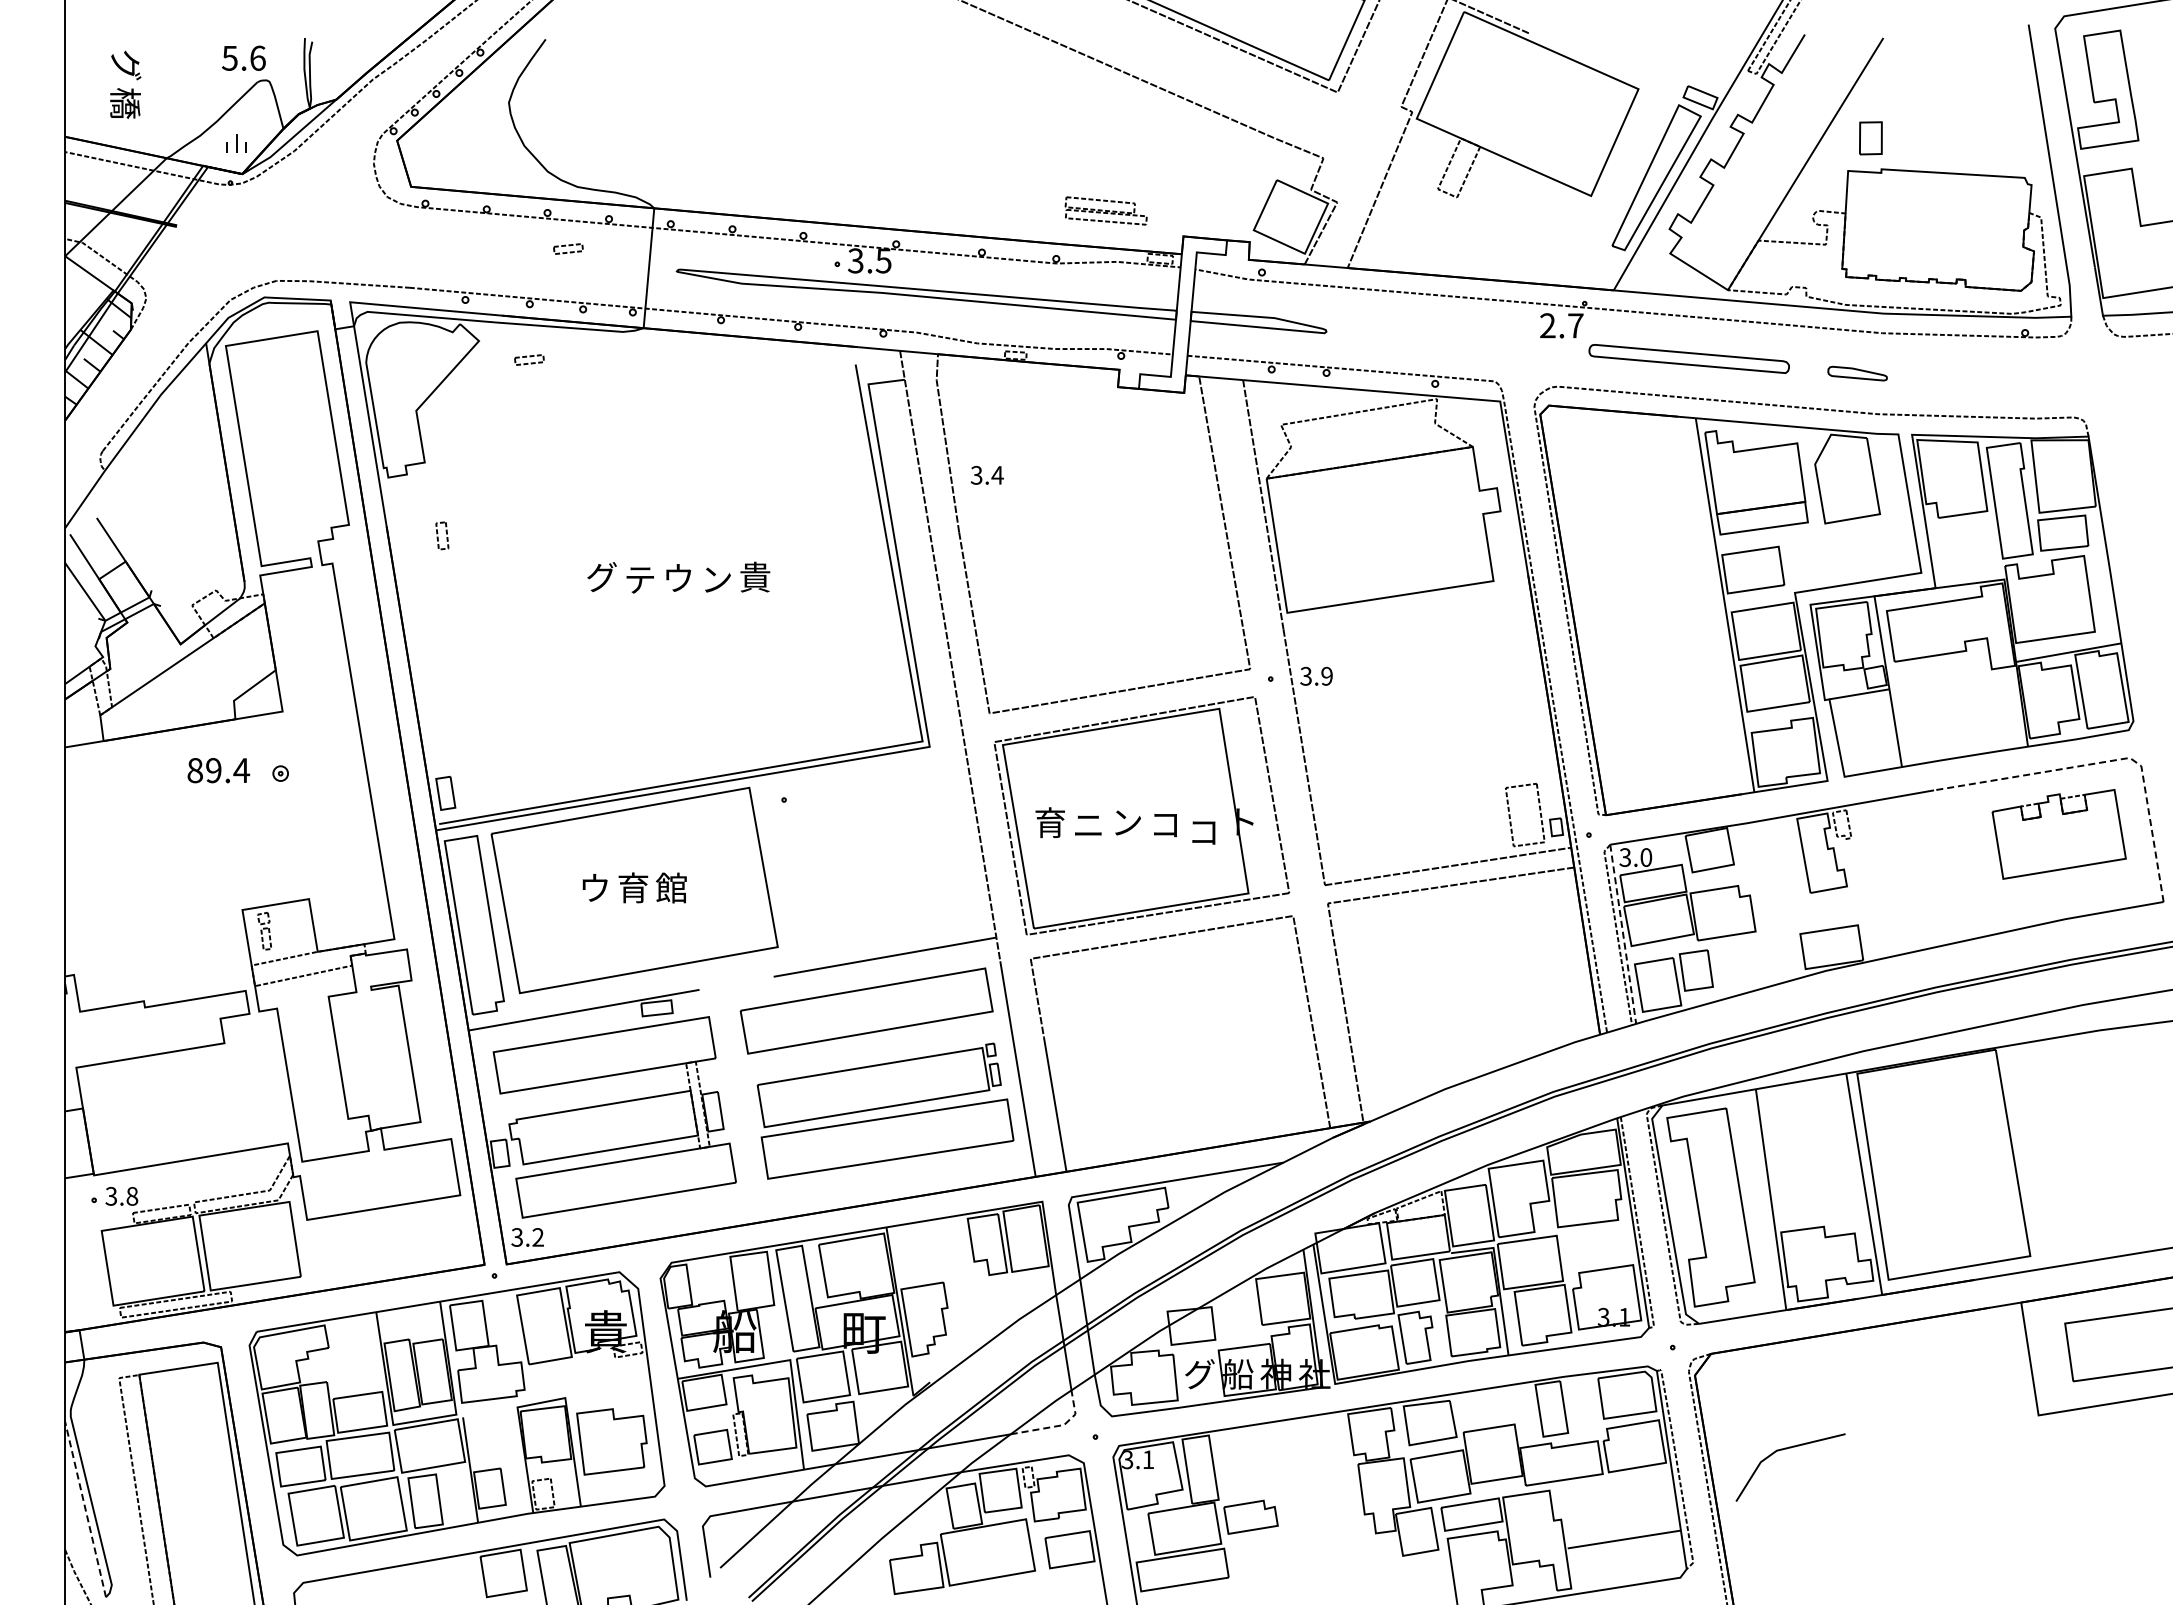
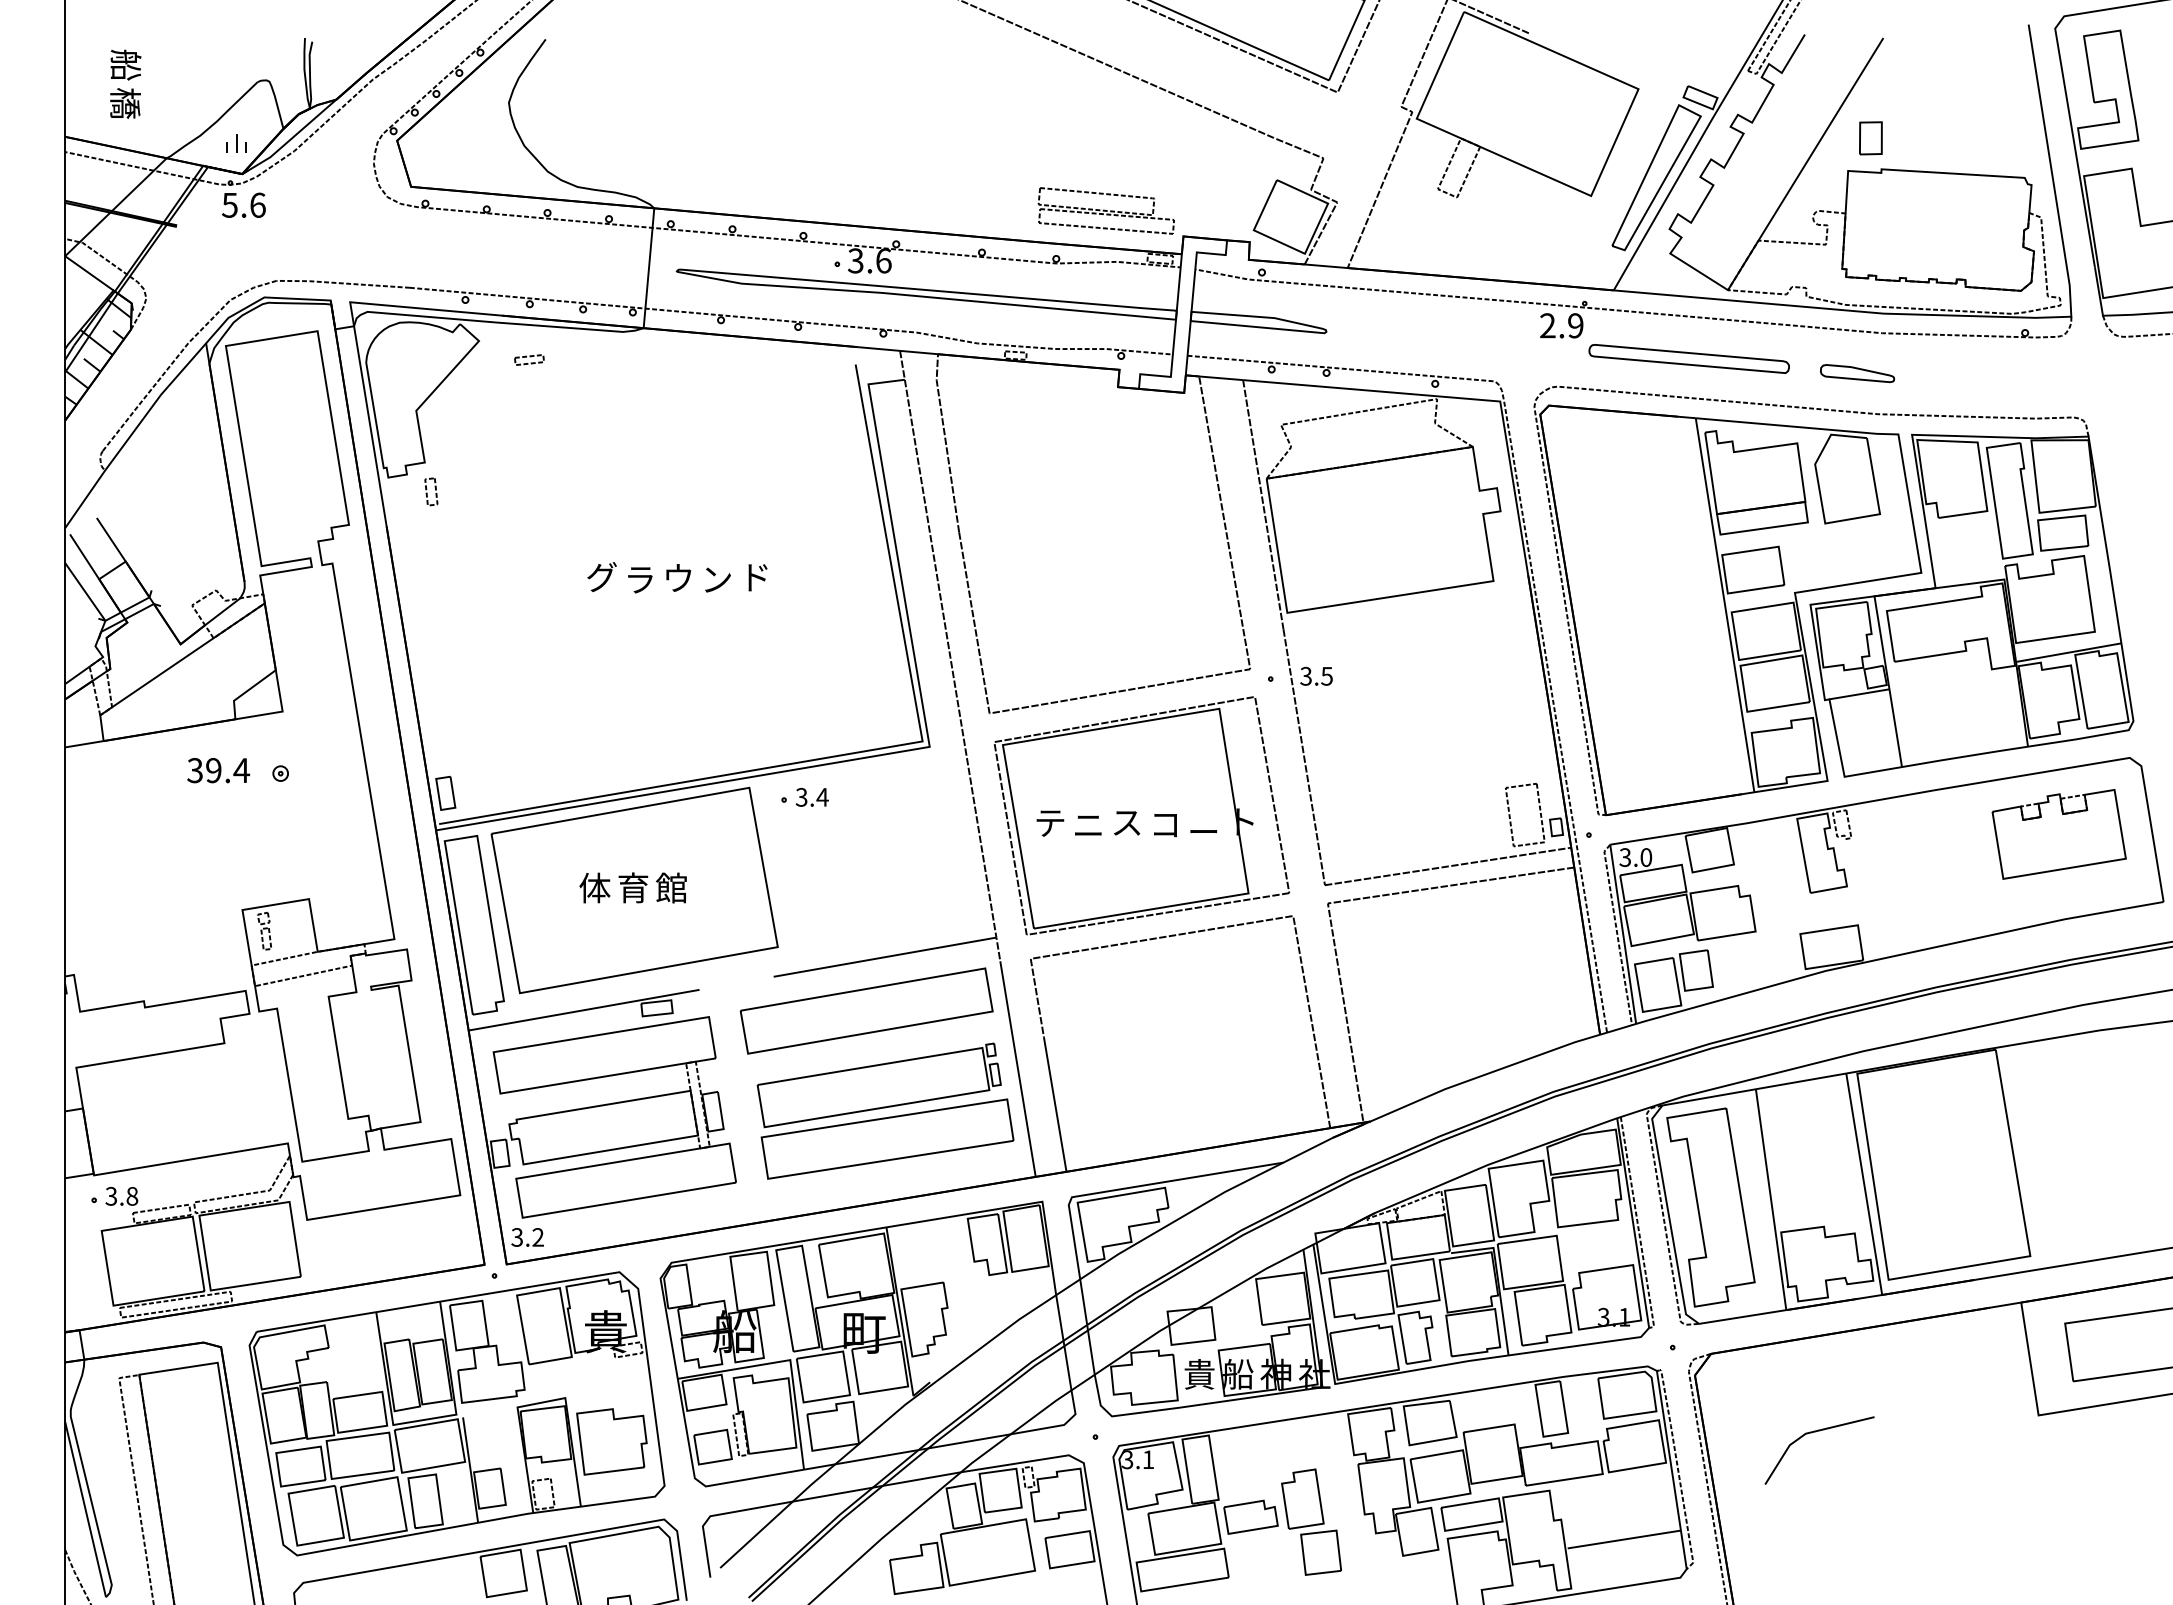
text position: (243, 57) -> (243, 204) (243, 204)
text: グ -> 船 (125, 64)
part size: 84x30 px -> 138x48 px (1105, 210)
part: present -> none (568, 248)
text: 3.5 -> 3.6 (883, 260)
text: 2.7 -> 2.9 (1575, 325)
part size: 61x17 px -> 76x20 px (1857, 373)
text position: (986, 475) -> (811, 797) (811, 797)
part position: (442, 535) -> (431, 491) (431, 491)
text: 貴 -> ド (755, 576)
text: テ -> ラ (639, 580)
text: 3.9 -> 3.5 (1326, 675)
line: dashed -> solid (2108, 761)
text: 89.4 -> 39.4 (194, 770)
text: 育 -> テ (1049, 822)
text: ン -> ス (1127, 822)
text: コ -> ー (1203, 832)
text: ウ -> 体 (594, 887)
line: dashed -> solid (1623, 934)
text: グ -> 貴 (1199, 1374)
line: dashed -> solid (1058, 1425)
line position: (1787, 1449) -> (1816, 1432) (1816, 1432)
line: dashed -> solid (85, 1509)
part: none -> present (1311, 1521)
